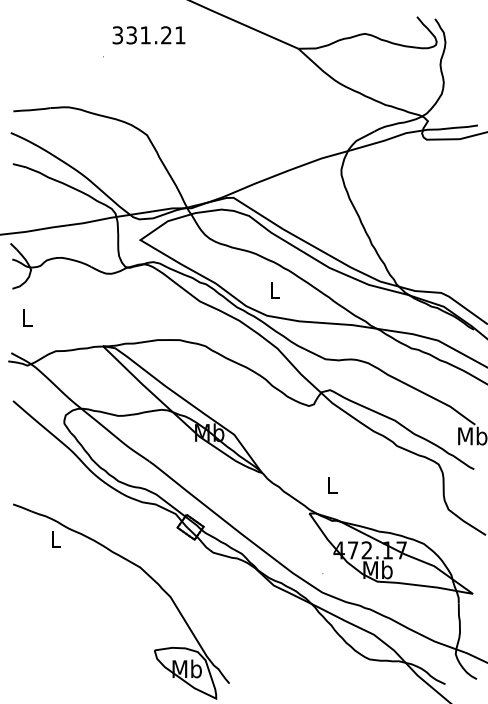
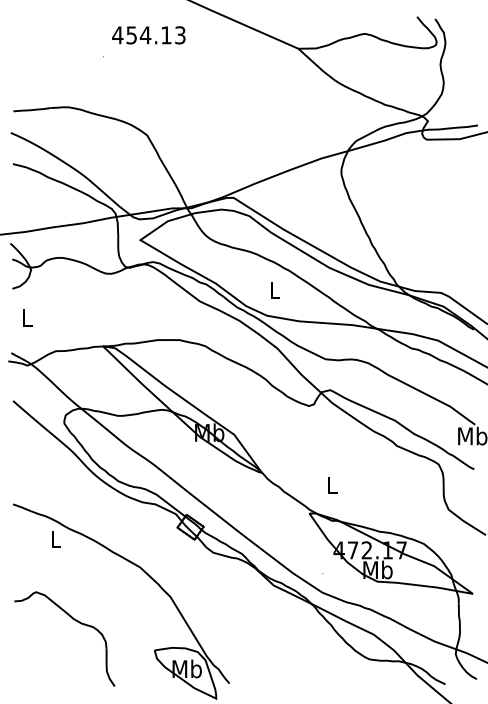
text: 331.21 -> 454.13 (148, 35)
part: none -> present (75, 621)
